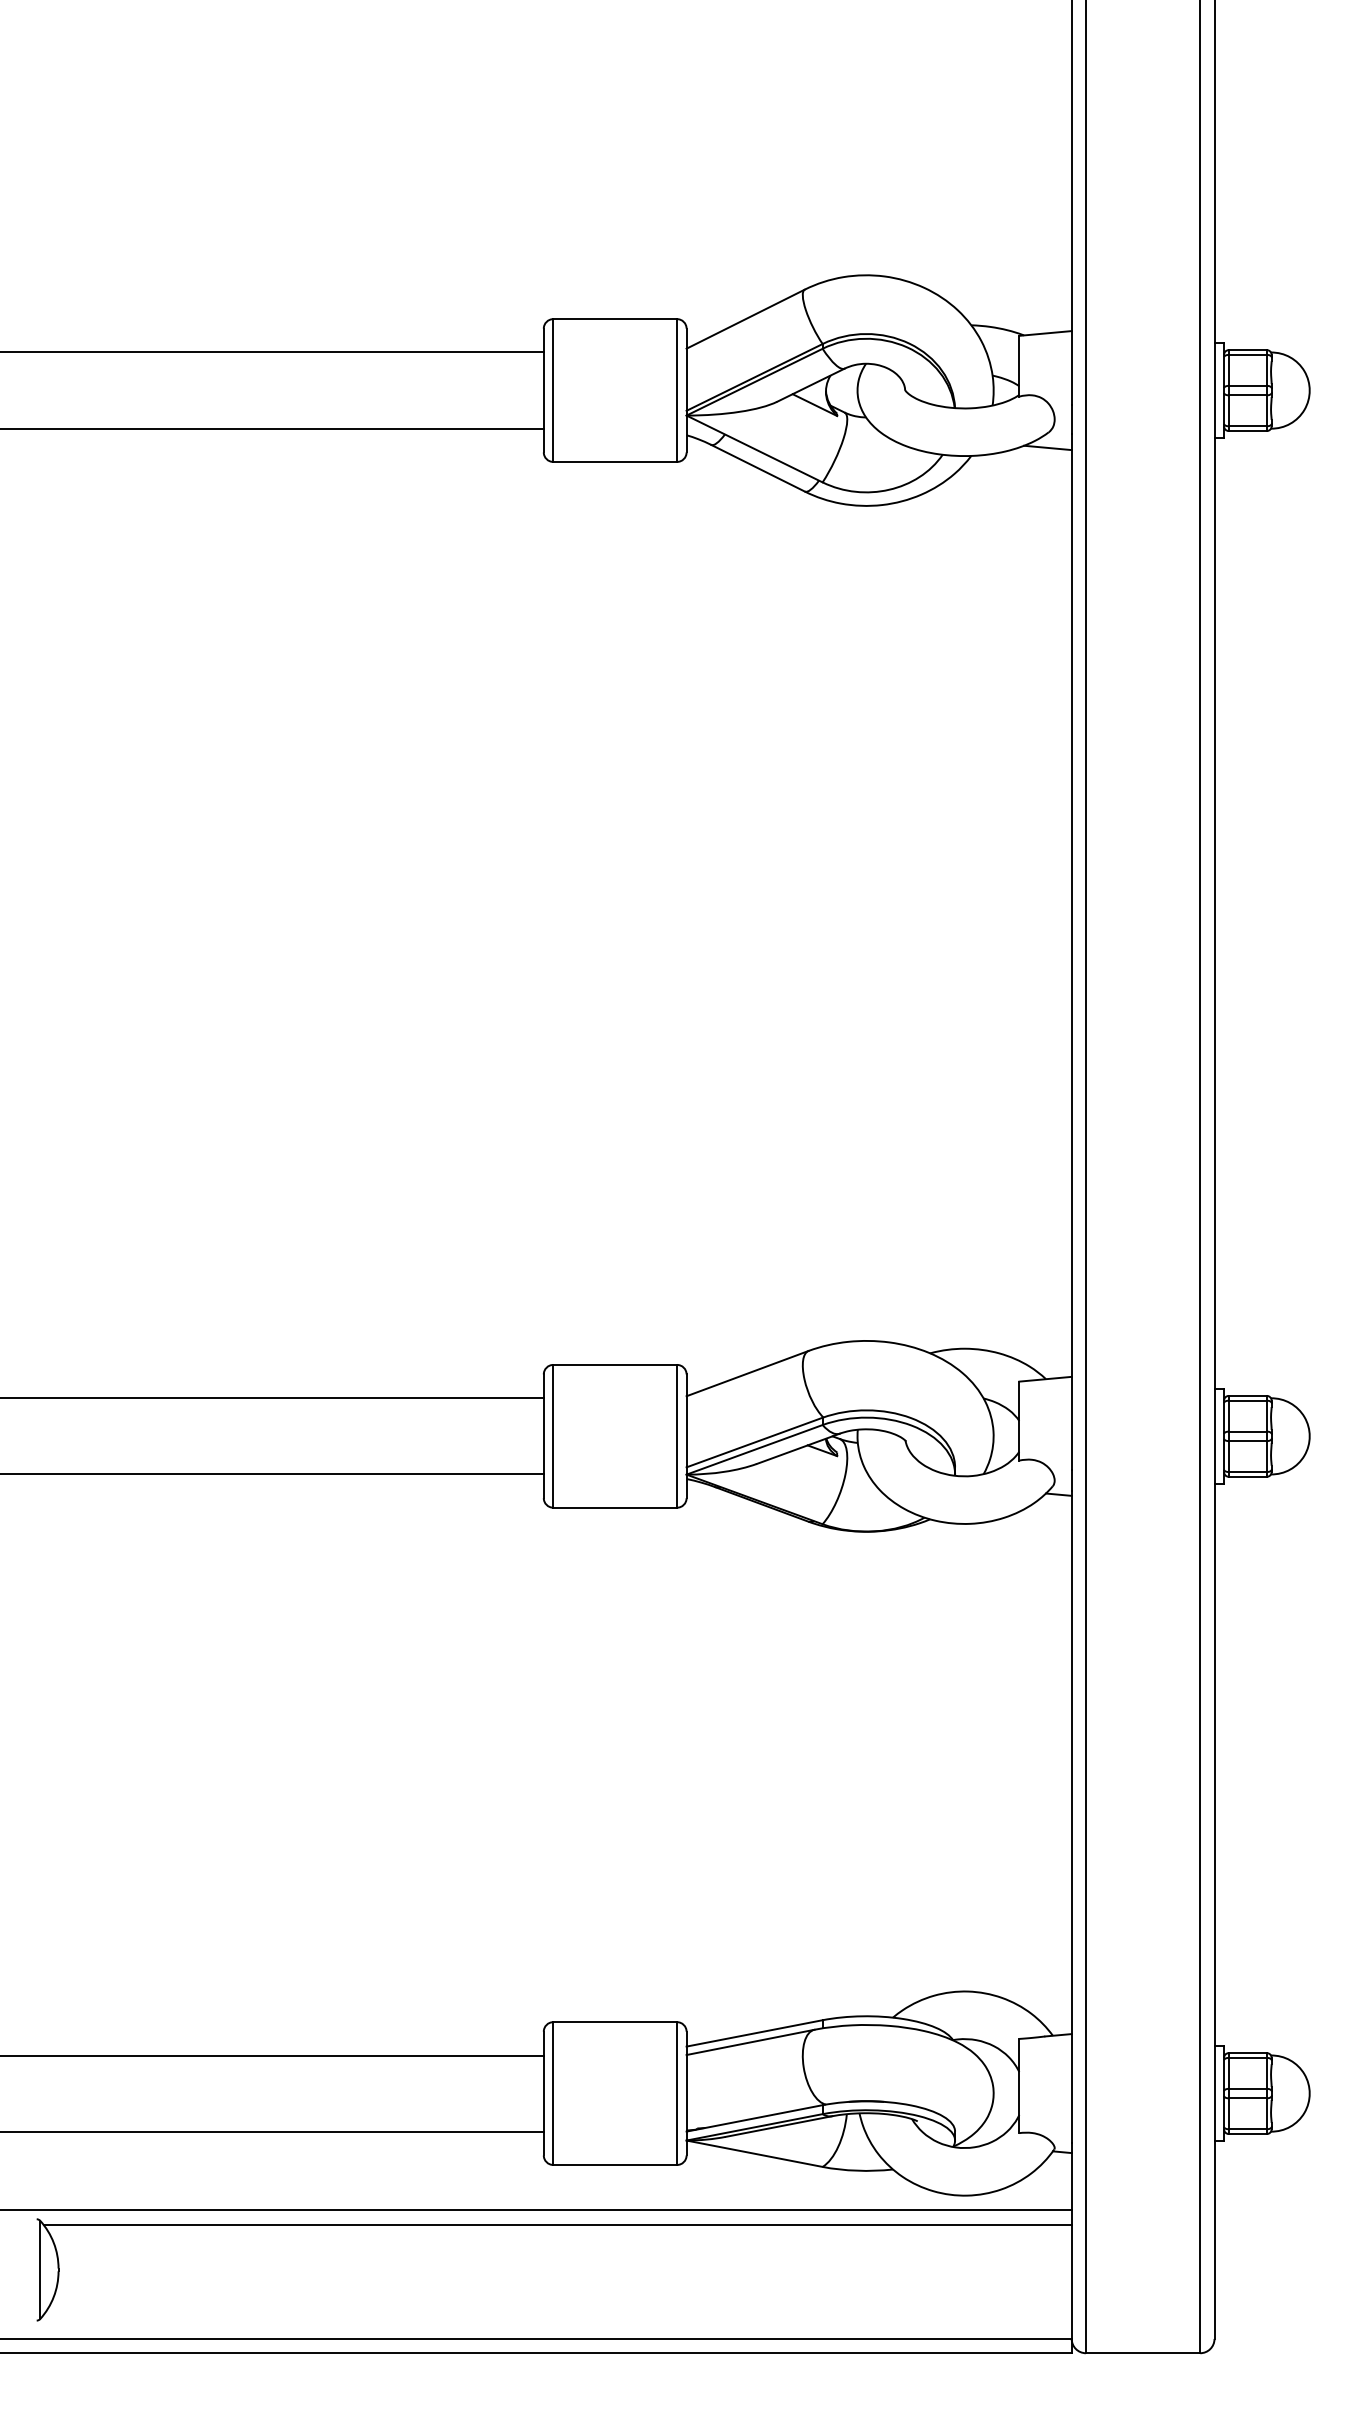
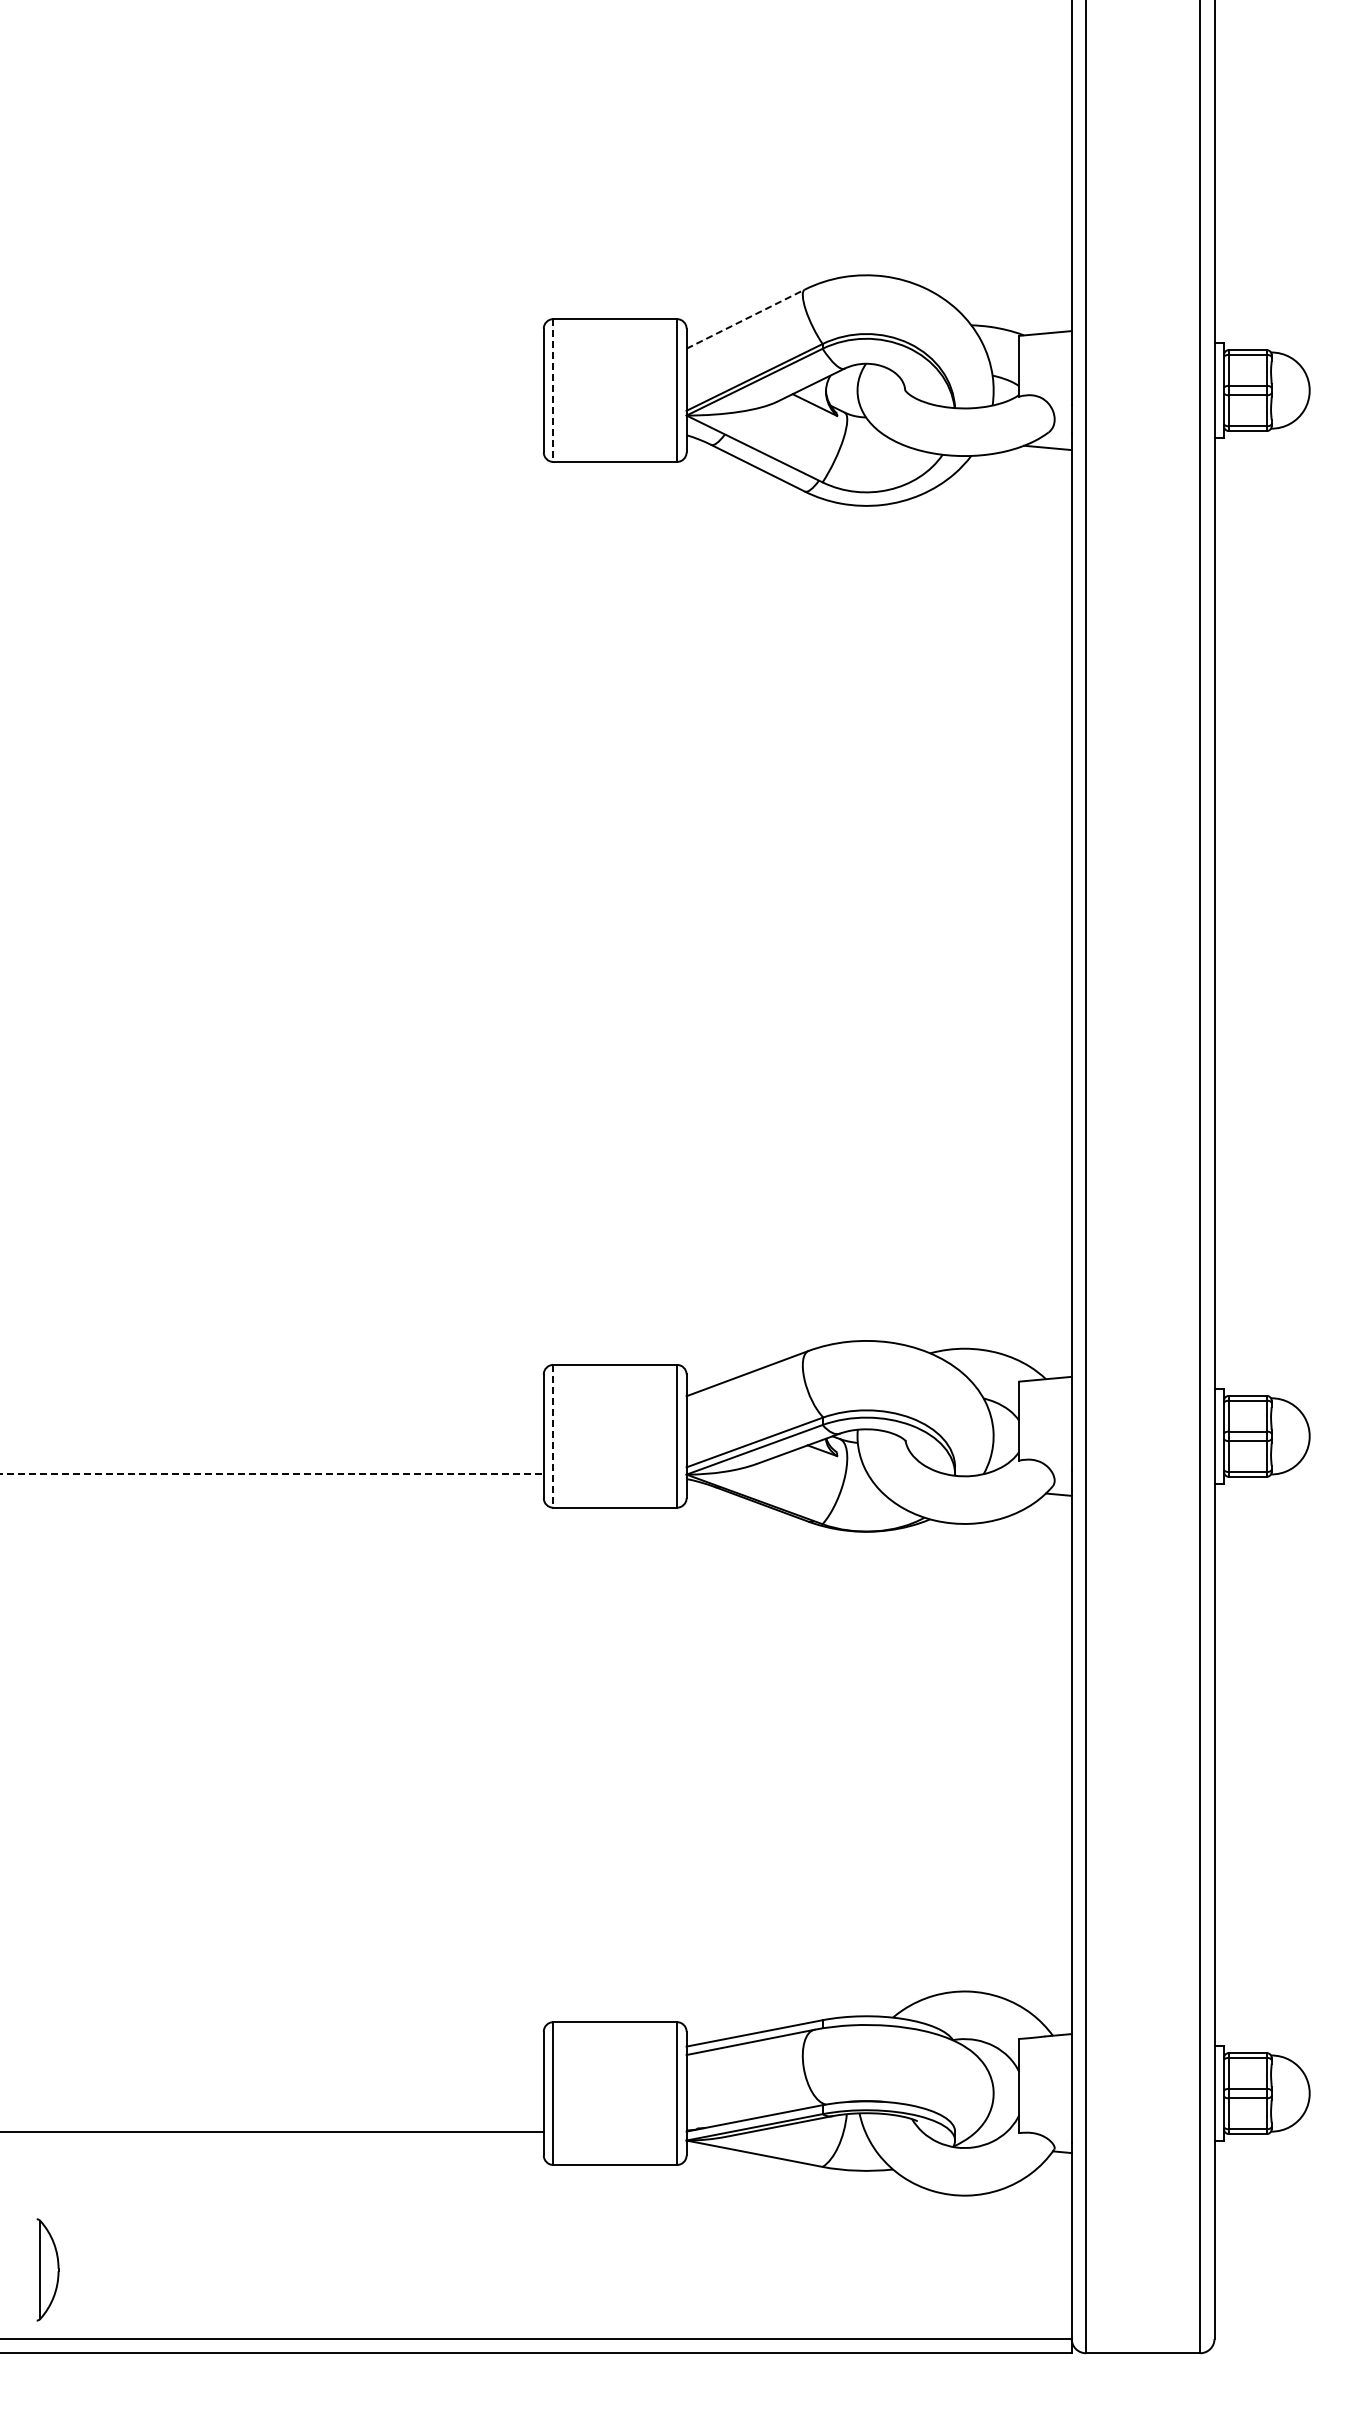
line: solid -> dashed (746, 318)
line: present -> none (272, 352)
line: solid -> dashed (553, 391)
line: present -> none (272, 428)
line: present -> none (272, 1398)
line: solid -> dashed (553, 1436)
line: solid -> dashed (272, 1474)
line: present -> none (272, 2055)
line: present -> none (536, 2210)
line: present -> none (557, 2224)
